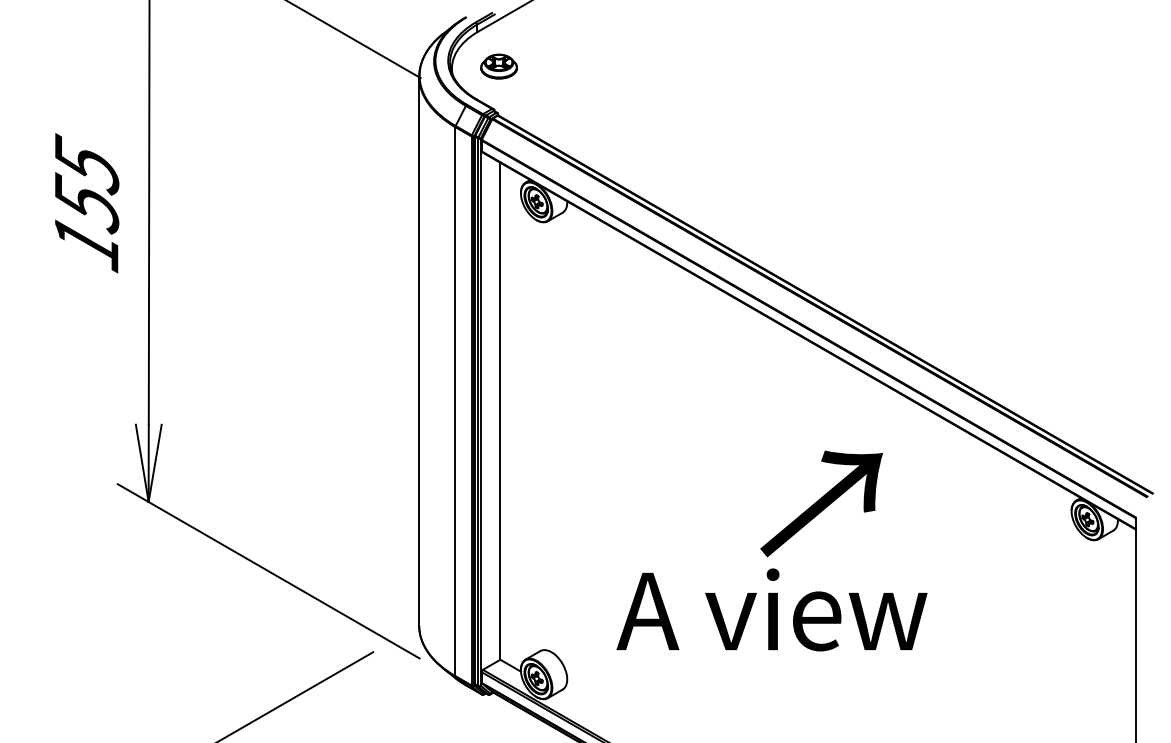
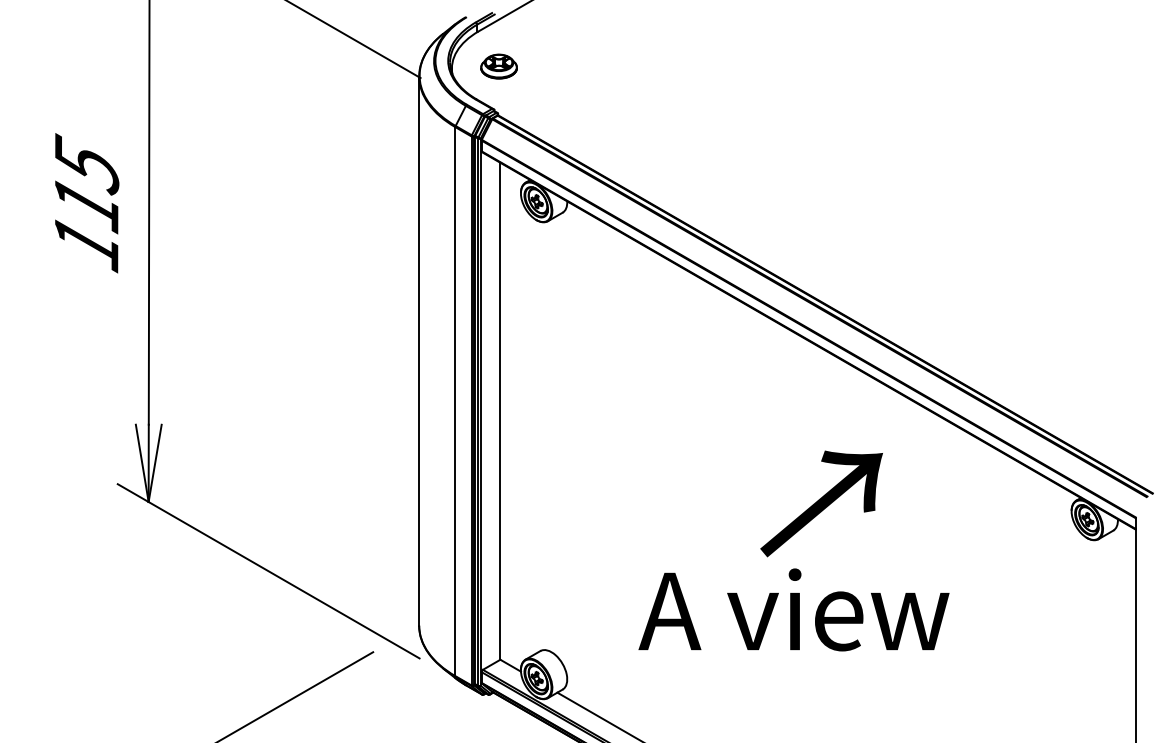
text: 155 -> 115 (87, 203)
text position: (771, 609) -> (793, 609) (793, 609)
line: none -> present (597, 715)
